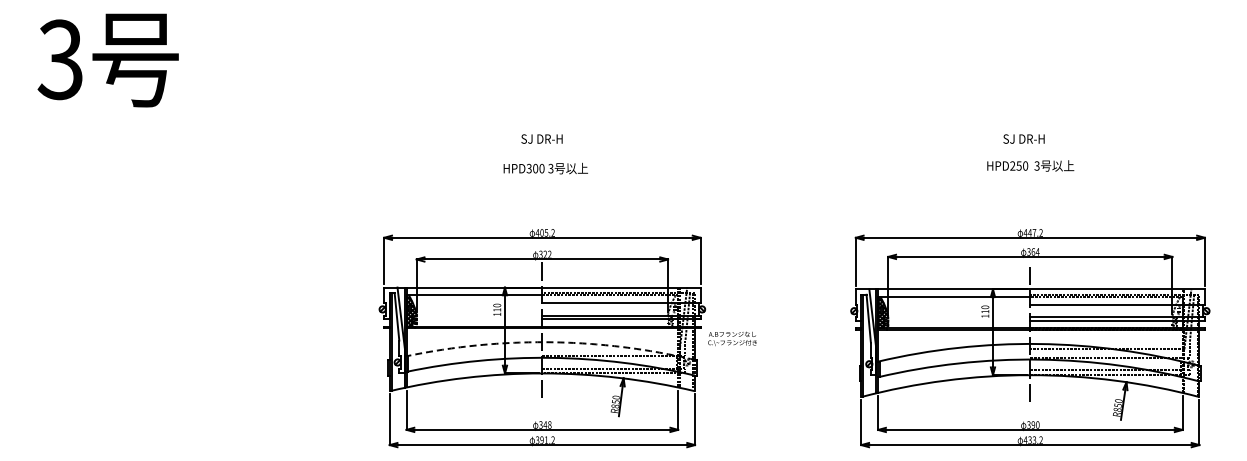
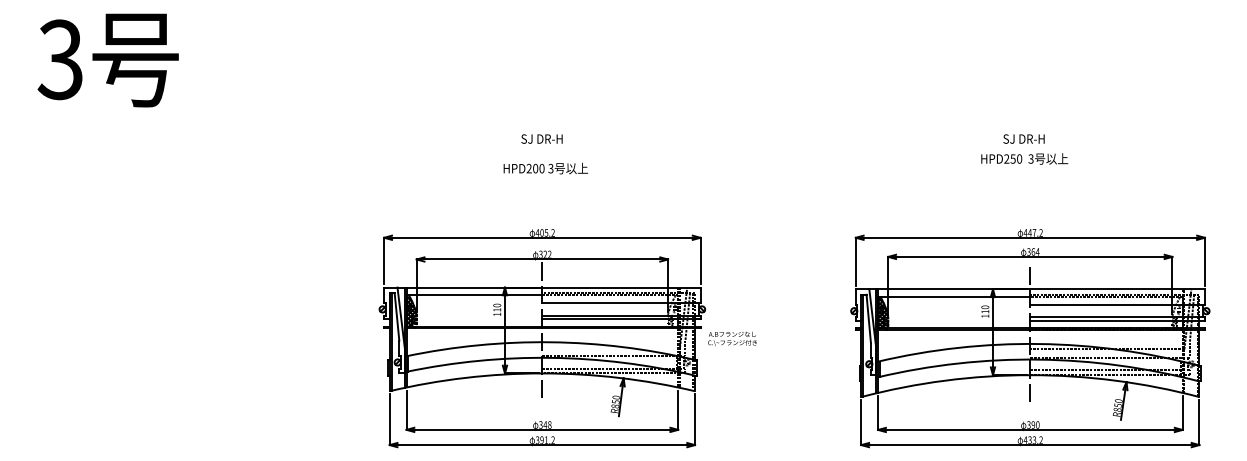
text position: (1030, 165) -> (1024, 158) (1024, 158)
text: HPD300 -> HPD200 (528, 169)
arc: dashed -> solid (551, 342)
